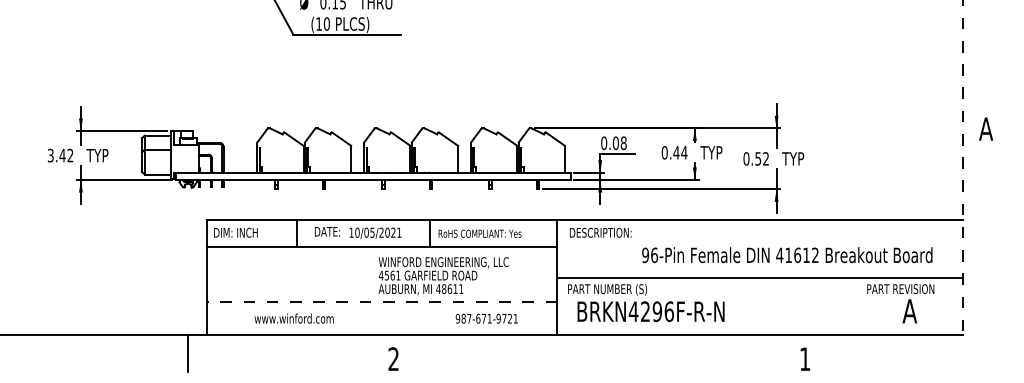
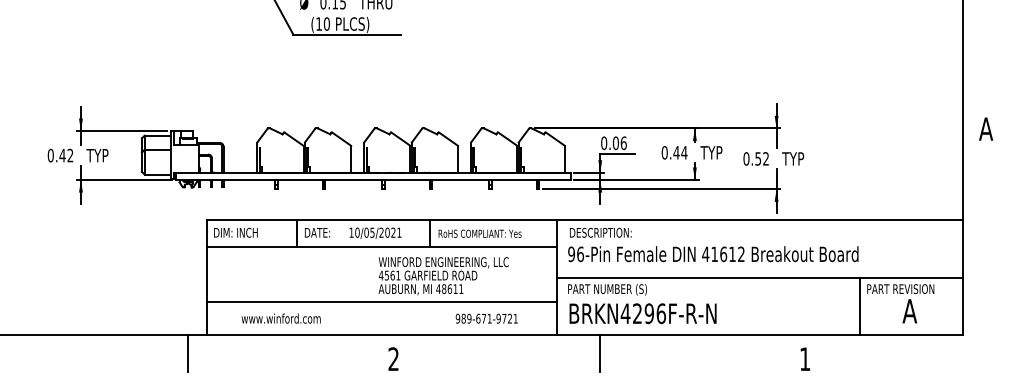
text: 0.08 -> 0.06 (623, 142)
text: 3.42 -> 0.42 (50, 155)
line: dashed -> solid (962, 168)
text position: (327, 231) -> (317, 232) (317, 232)
text position: (787, 255) -> (713, 254) (713, 254)
line: dashed -> solid (381, 301)
line: none -> present (859, 306)
text position: (650, 311) -> (642, 313) (642, 313)
text position: (293, 318) -> (280, 318) (280, 318)
text: 987-671-9721 -> 989-671-9721 (469, 318)
line: none -> present (599, 353)
